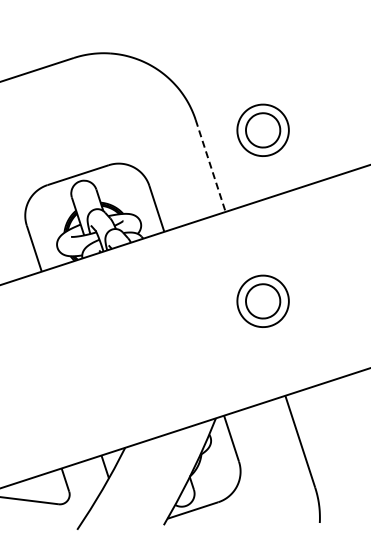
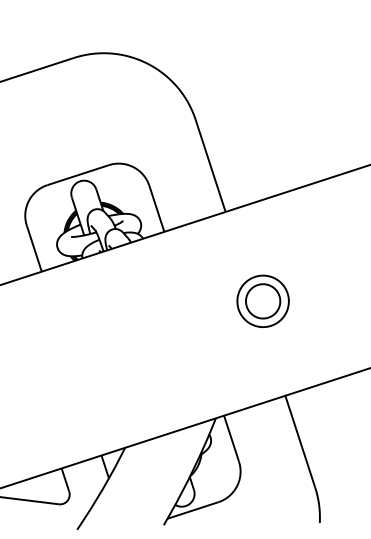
part: present -> none (262, 129)
line: dashed -> solid (210, 166)
